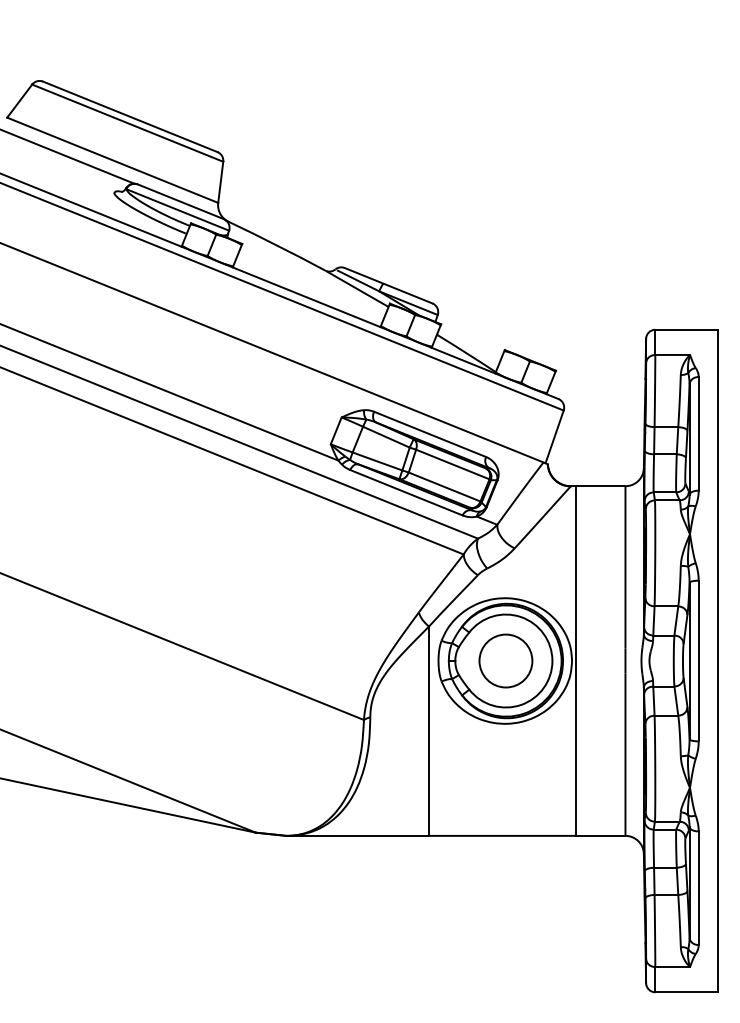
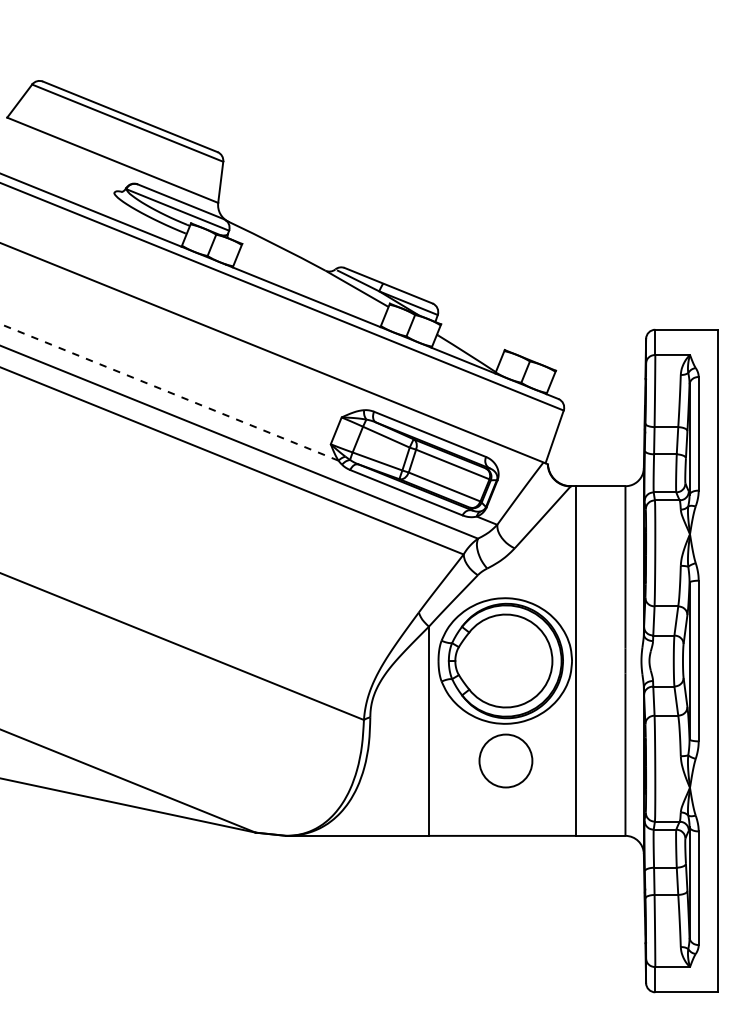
line: present -> none (68, 156)
line: solid -> dashed (169, 392)
circle position: (505, 660) -> (505, 760) (505, 760)
